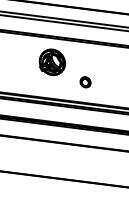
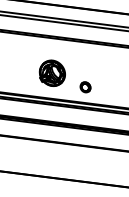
part position: (51, 61) -> (51, 72) (51, 72)
part position: (85, 82) -> (85, 87) (85, 87)
